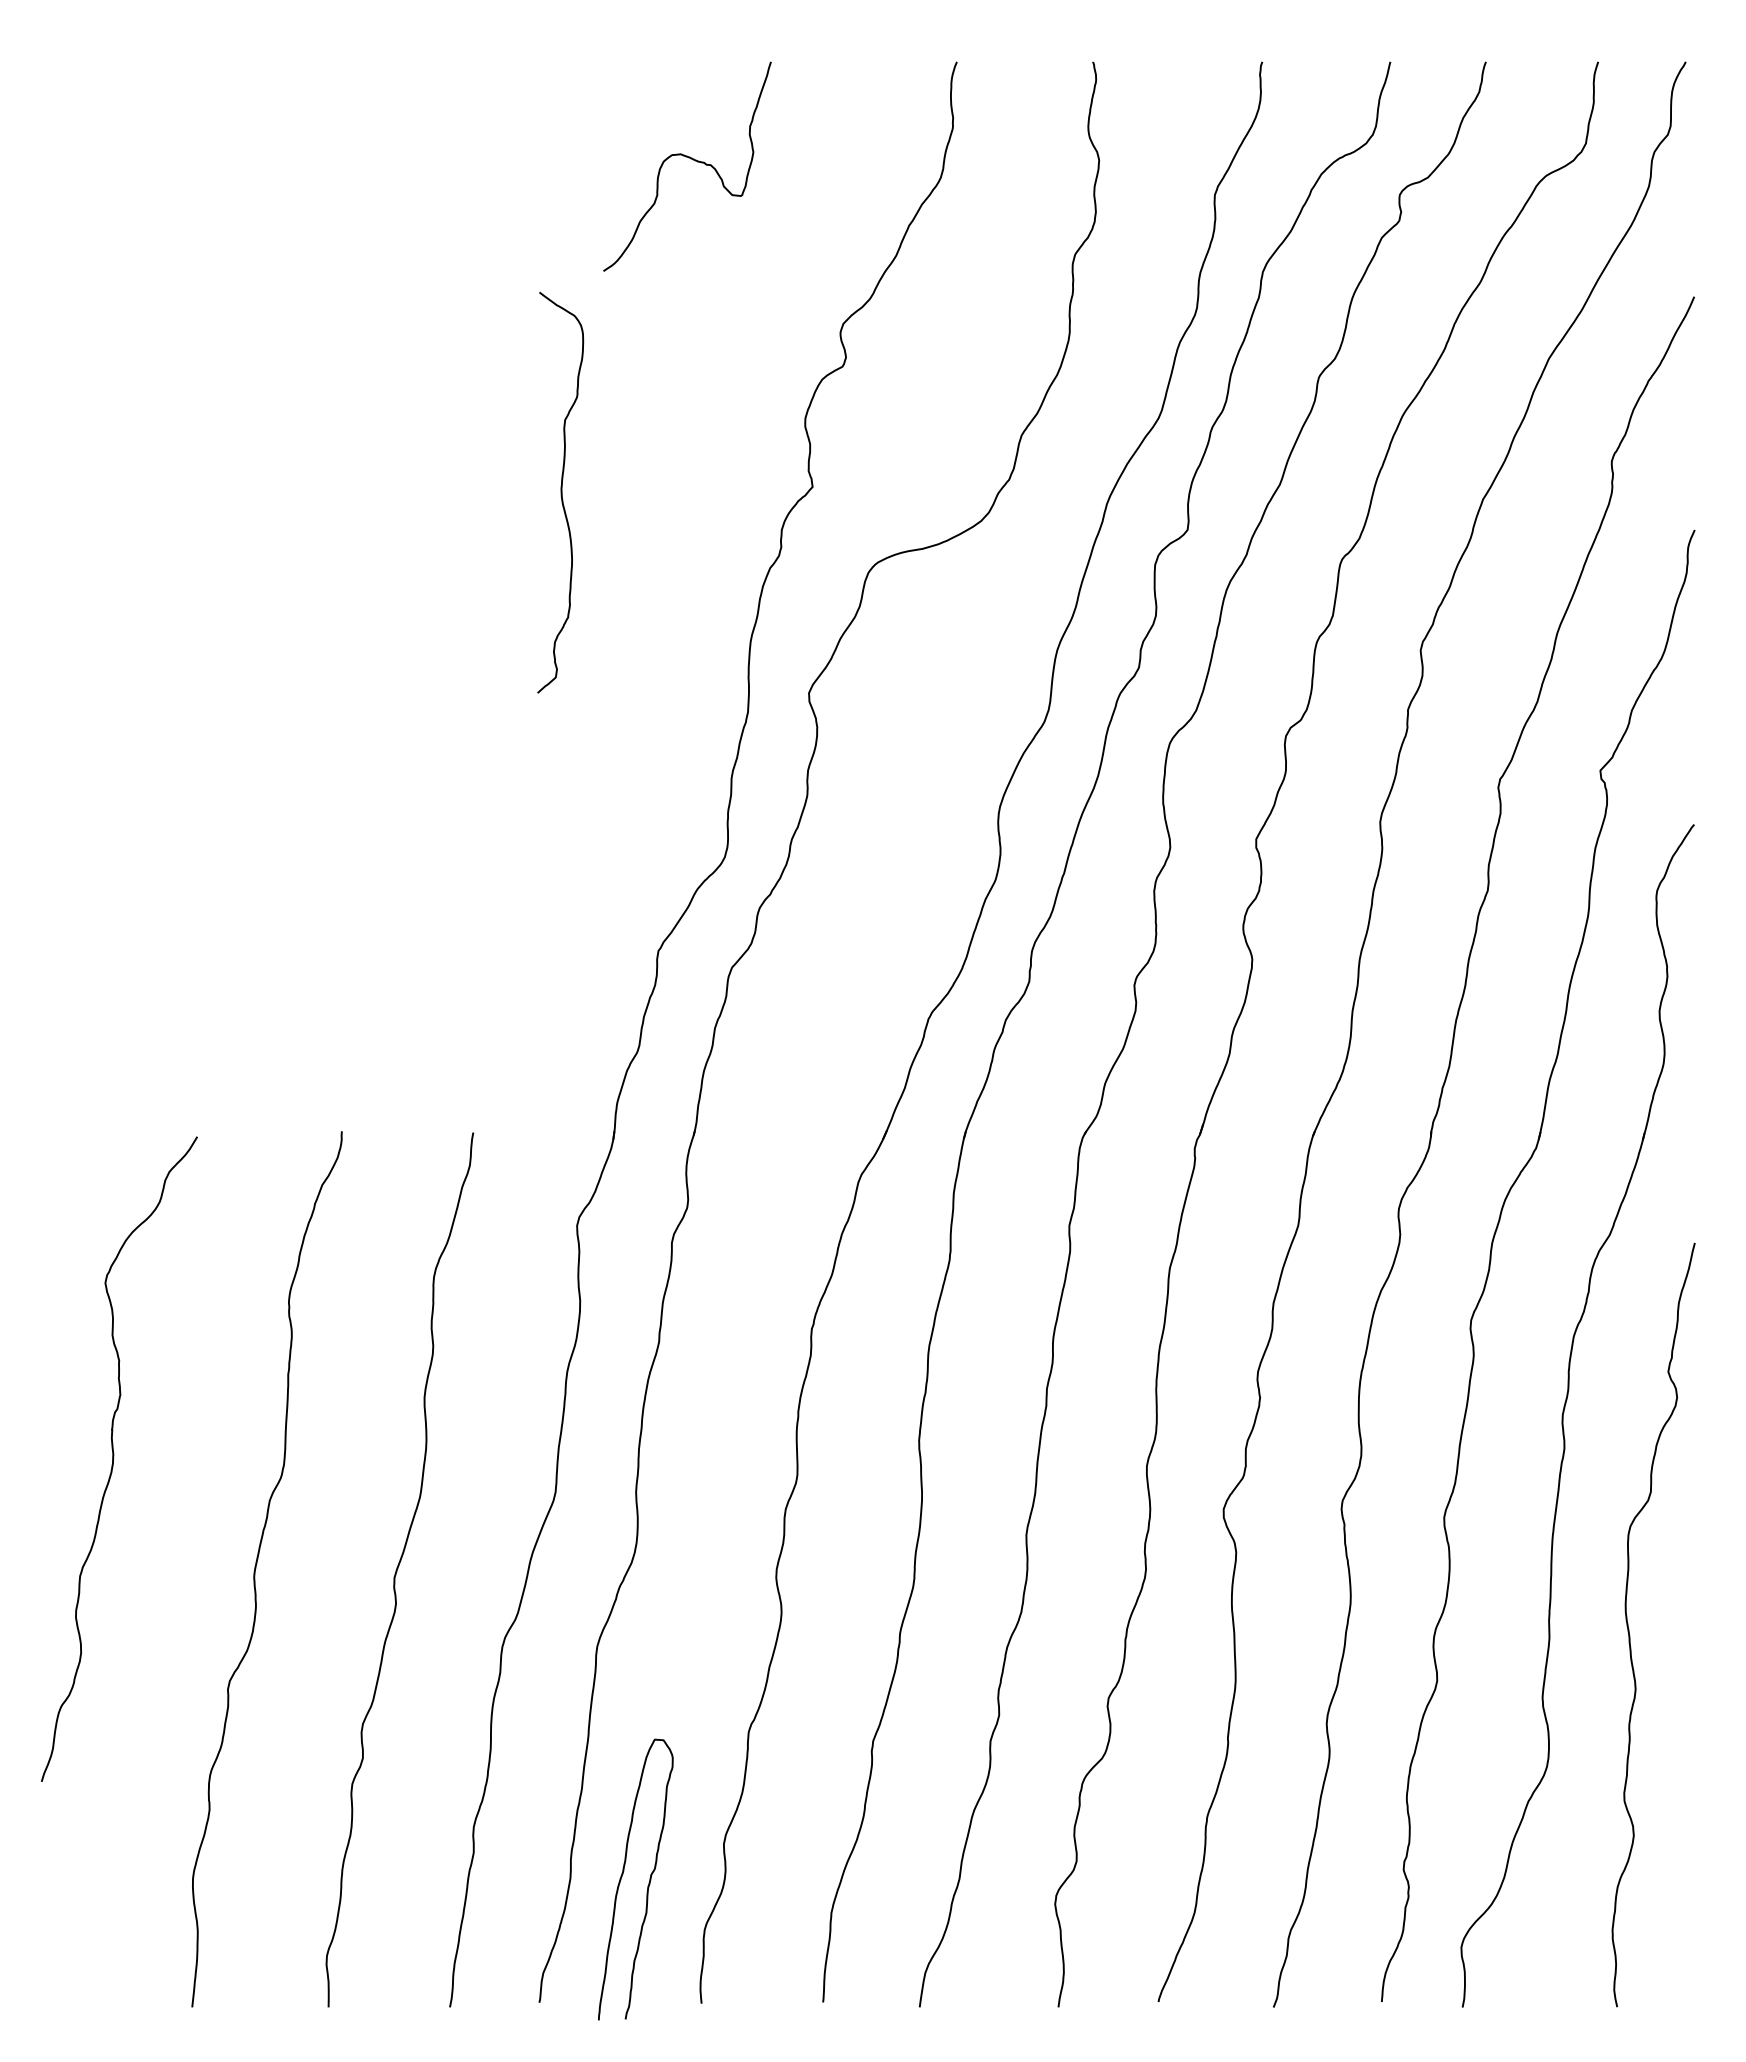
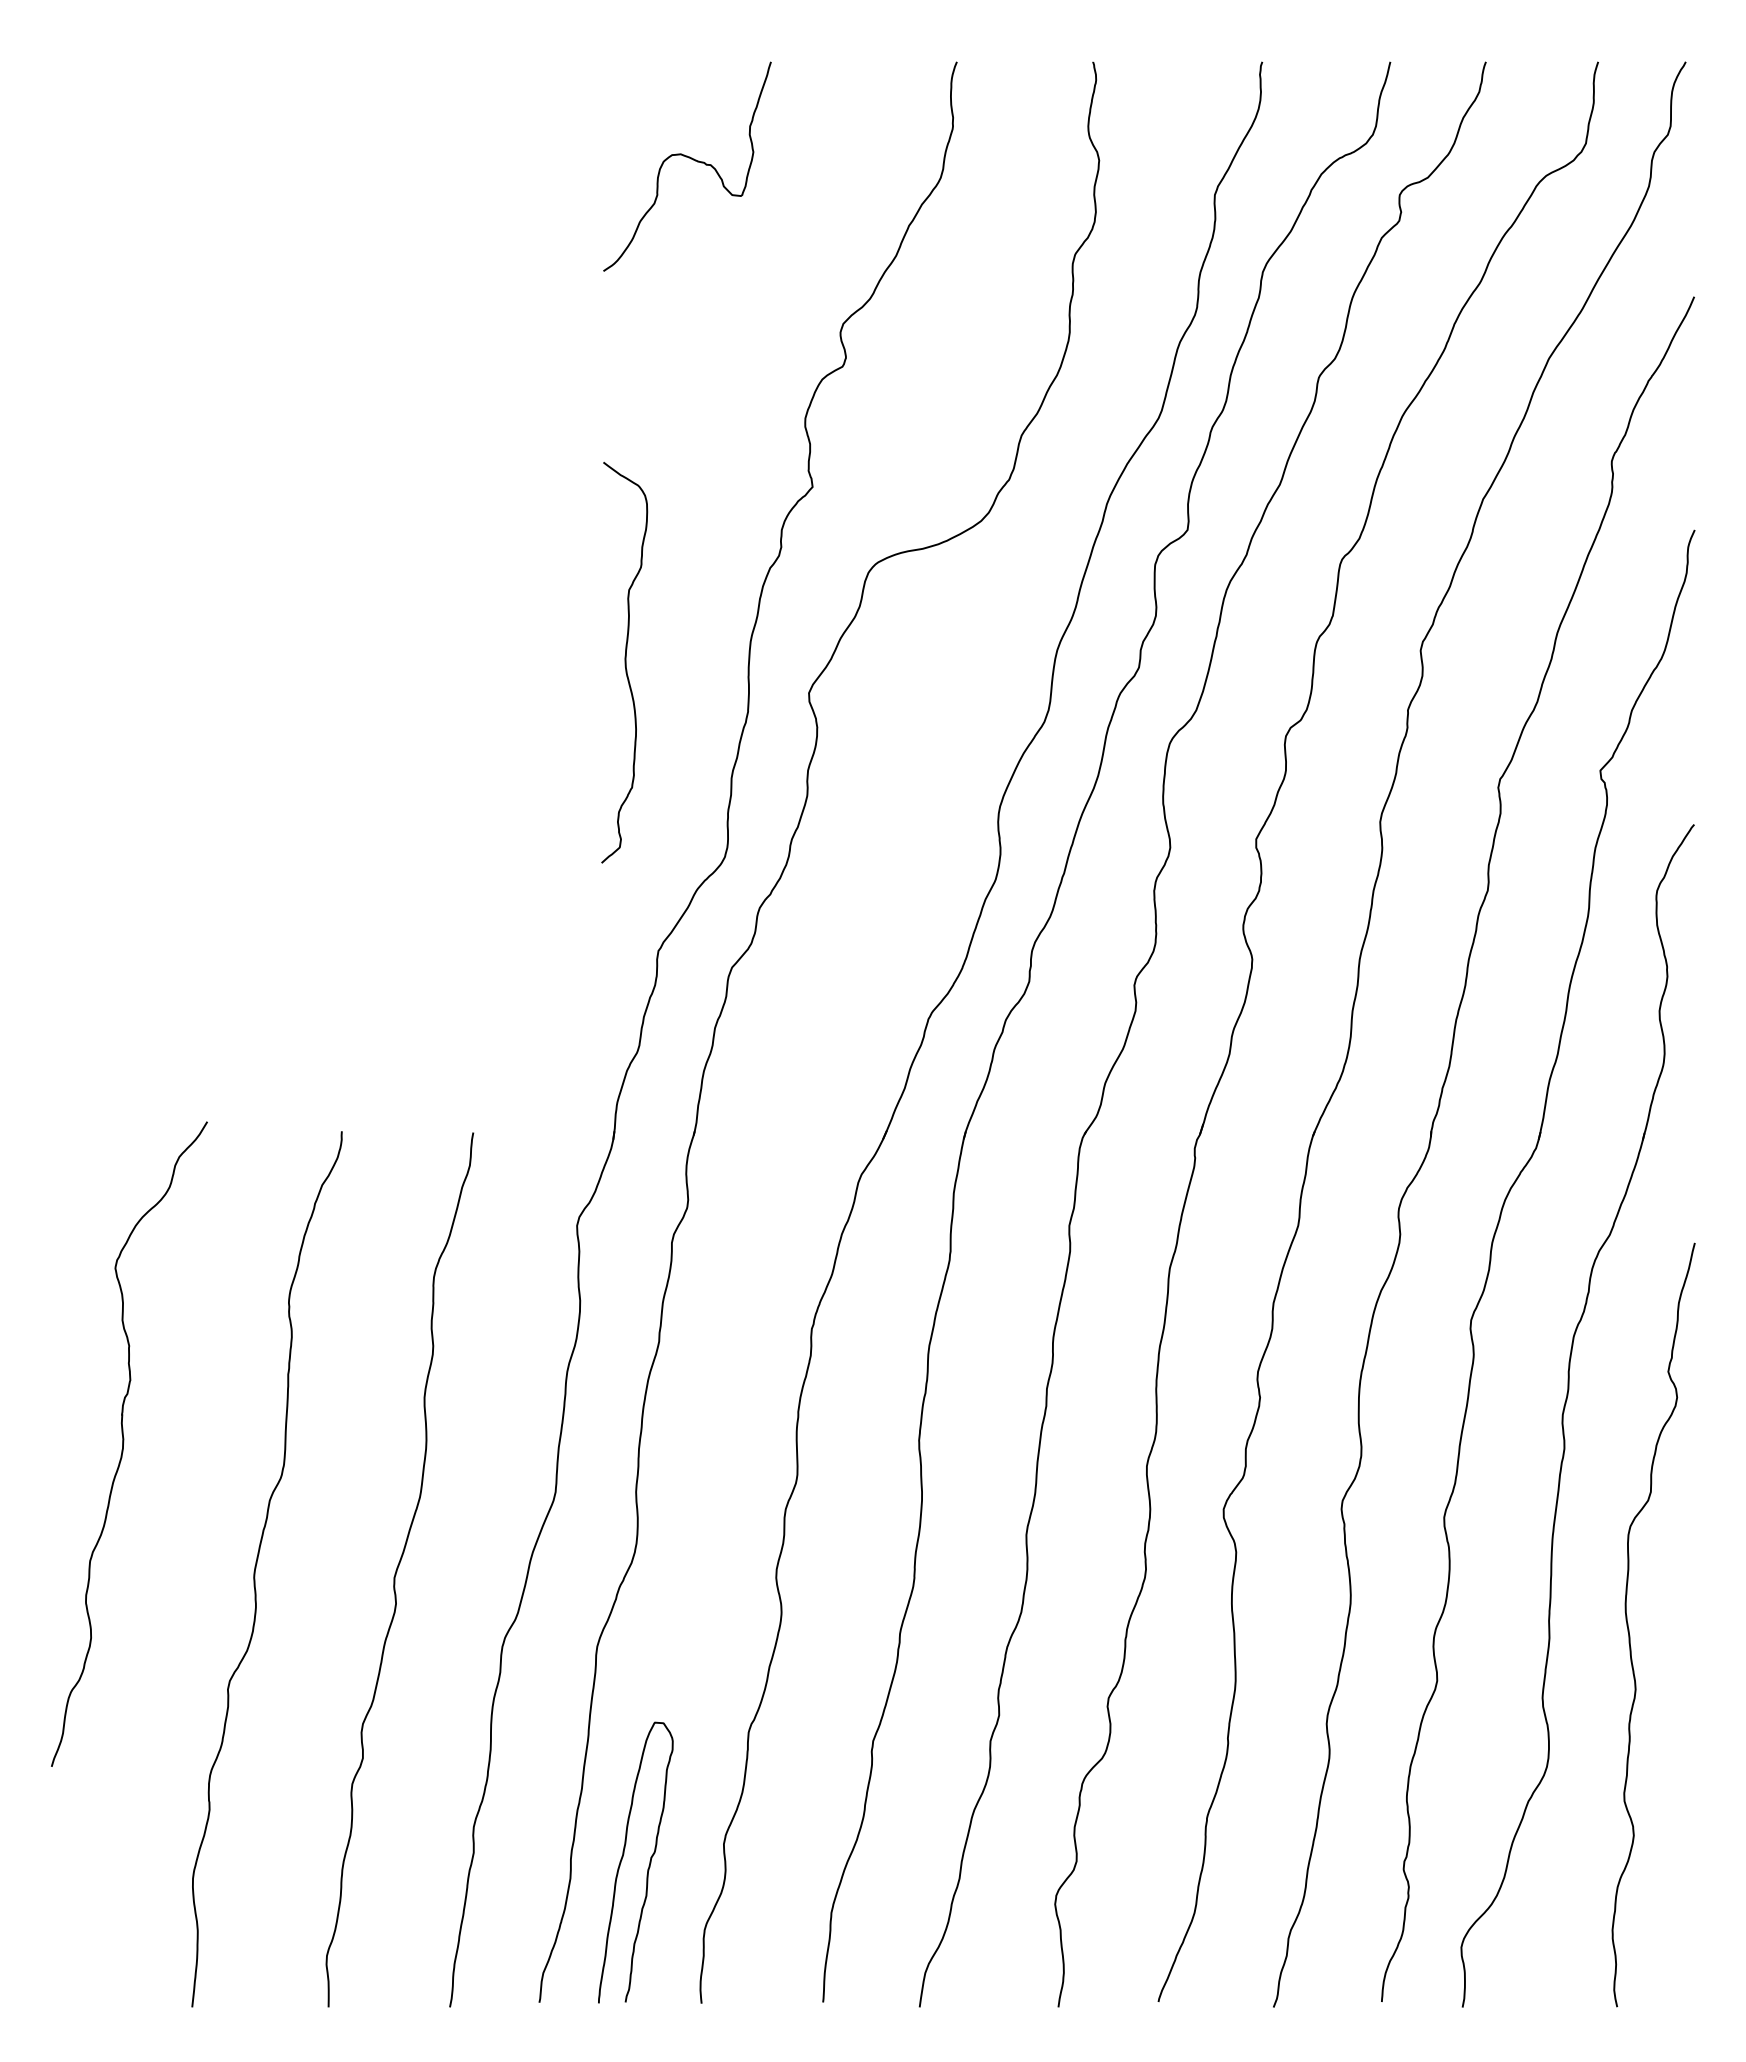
curve position: (560, 492) -> (624, 662) (624, 662)
curve position: (114, 1457) -> (124, 1442) (124, 1442)
curve position: (623, 1874) -> (623, 1857) (623, 1857)
